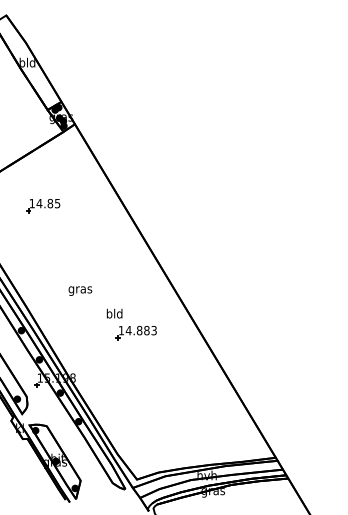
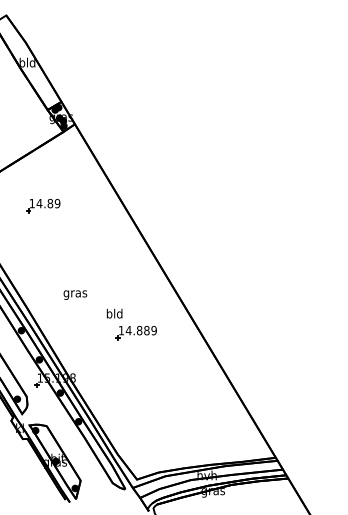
text: 14.85 -> 14.89 (57, 202)
text position: (80, 290) -> (75, 294) (75, 294)
text: 14.883 -> 14.889 (153, 330)
